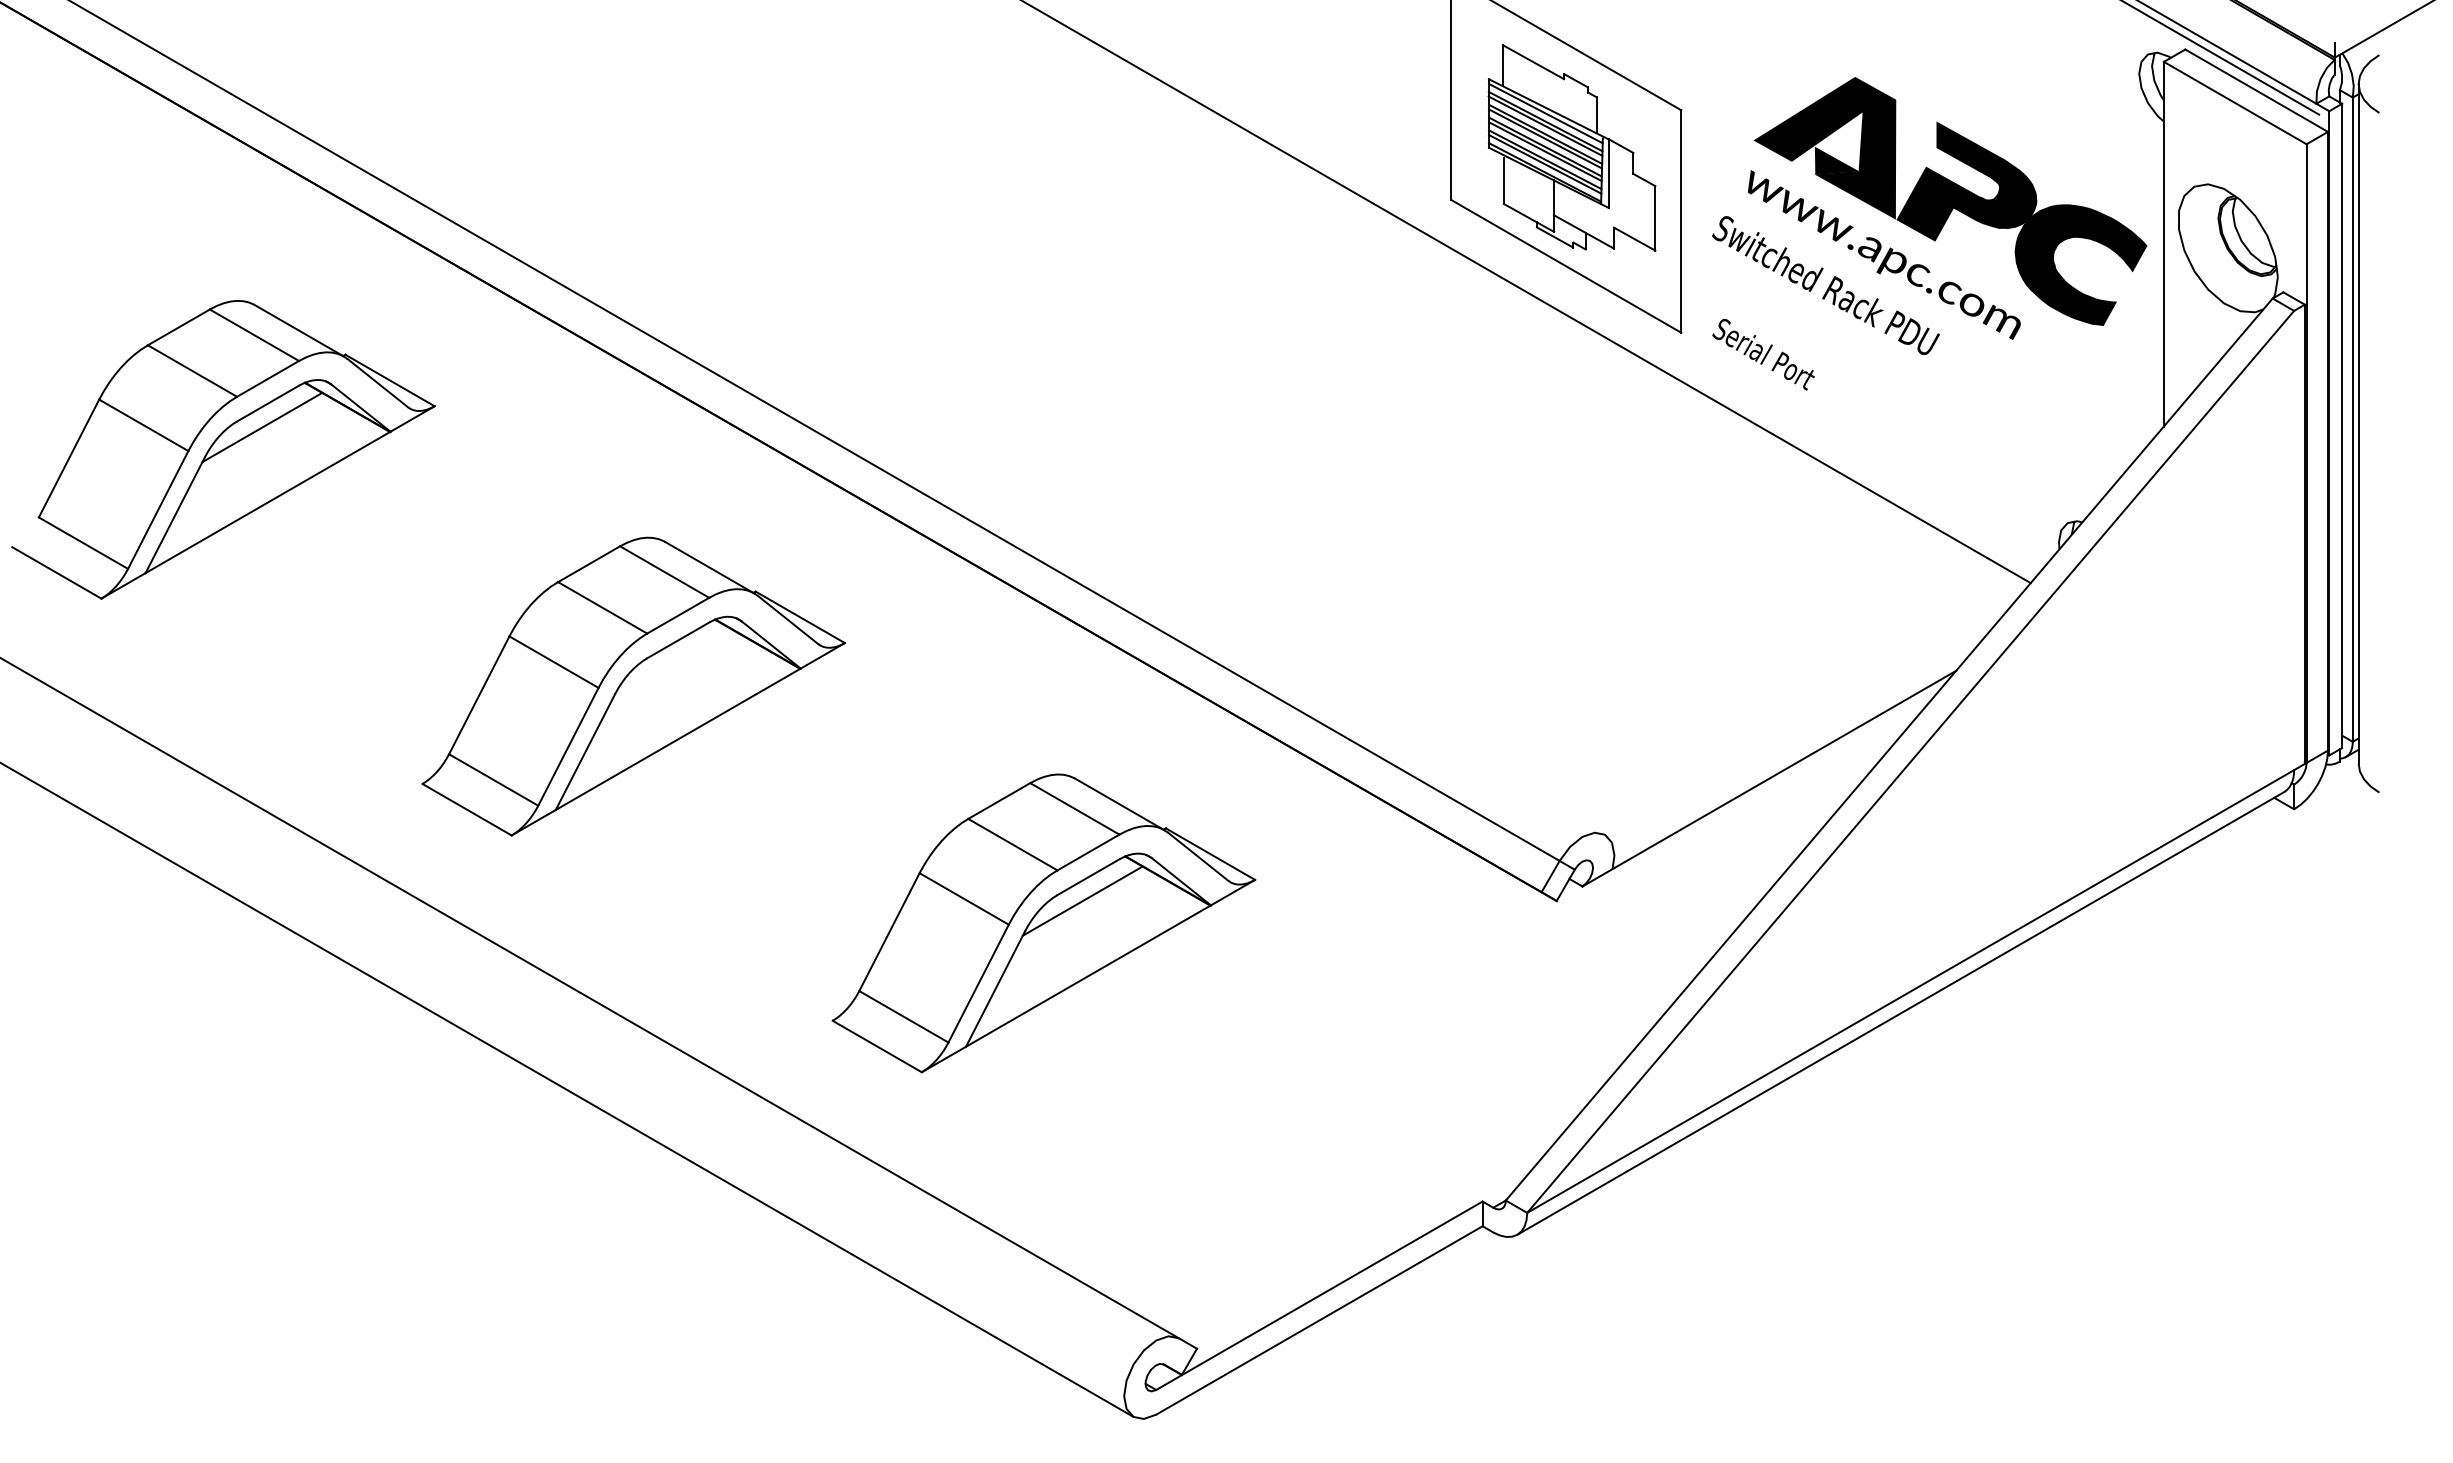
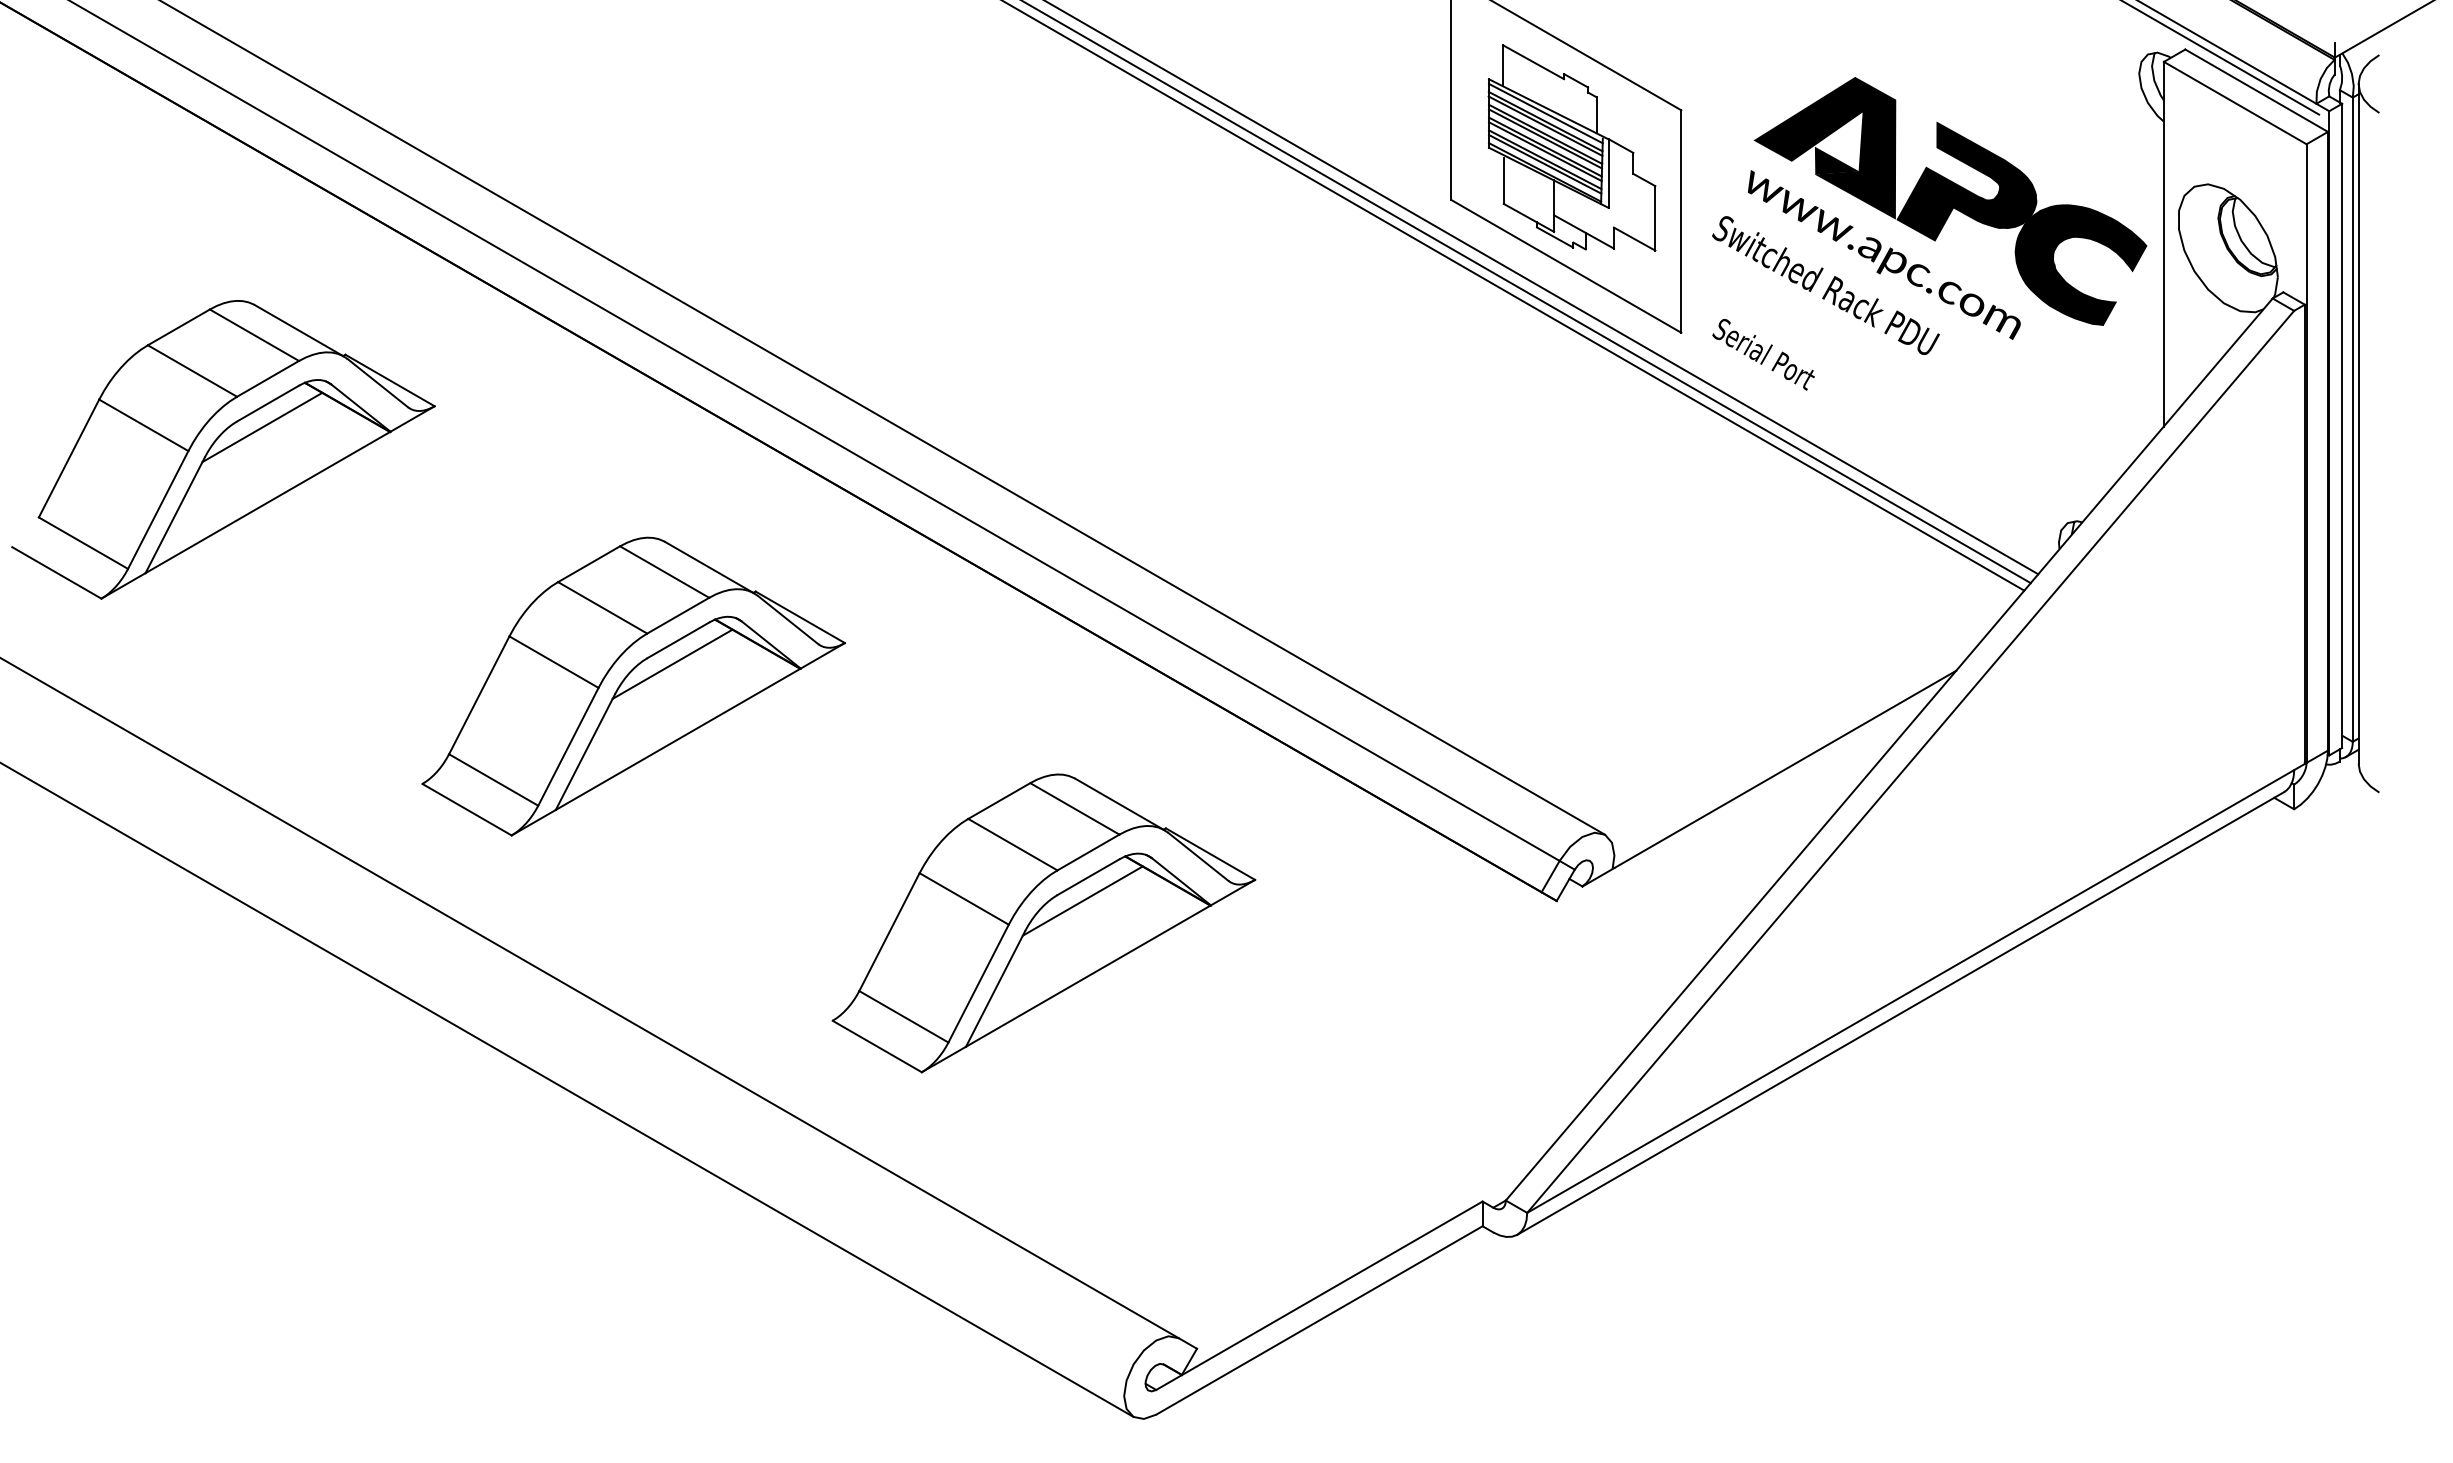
line: none -> present (1542, 288)
line: none -> present (1514, 296)
line: none -> present (884, 418)
line: none -> present (672, 663)
